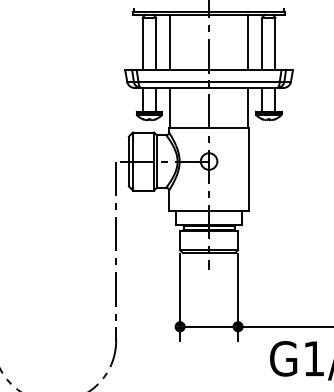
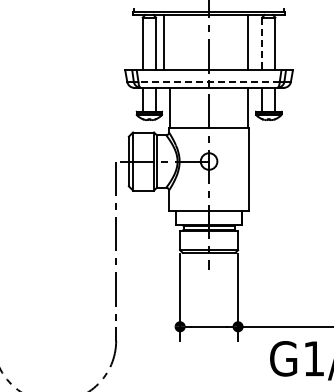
line position: (170, 42) -> (164, 42) (164, 42)
line: solid -> dashed (262, 44)
line: solid -> dashed (209, 82)
